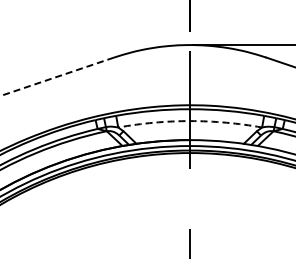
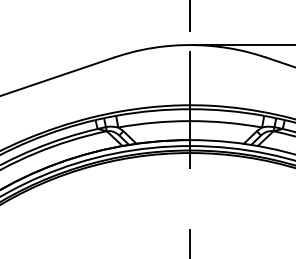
line: dashed -> solid (57, 76)
arc: dashed -> solid (190, 121)
